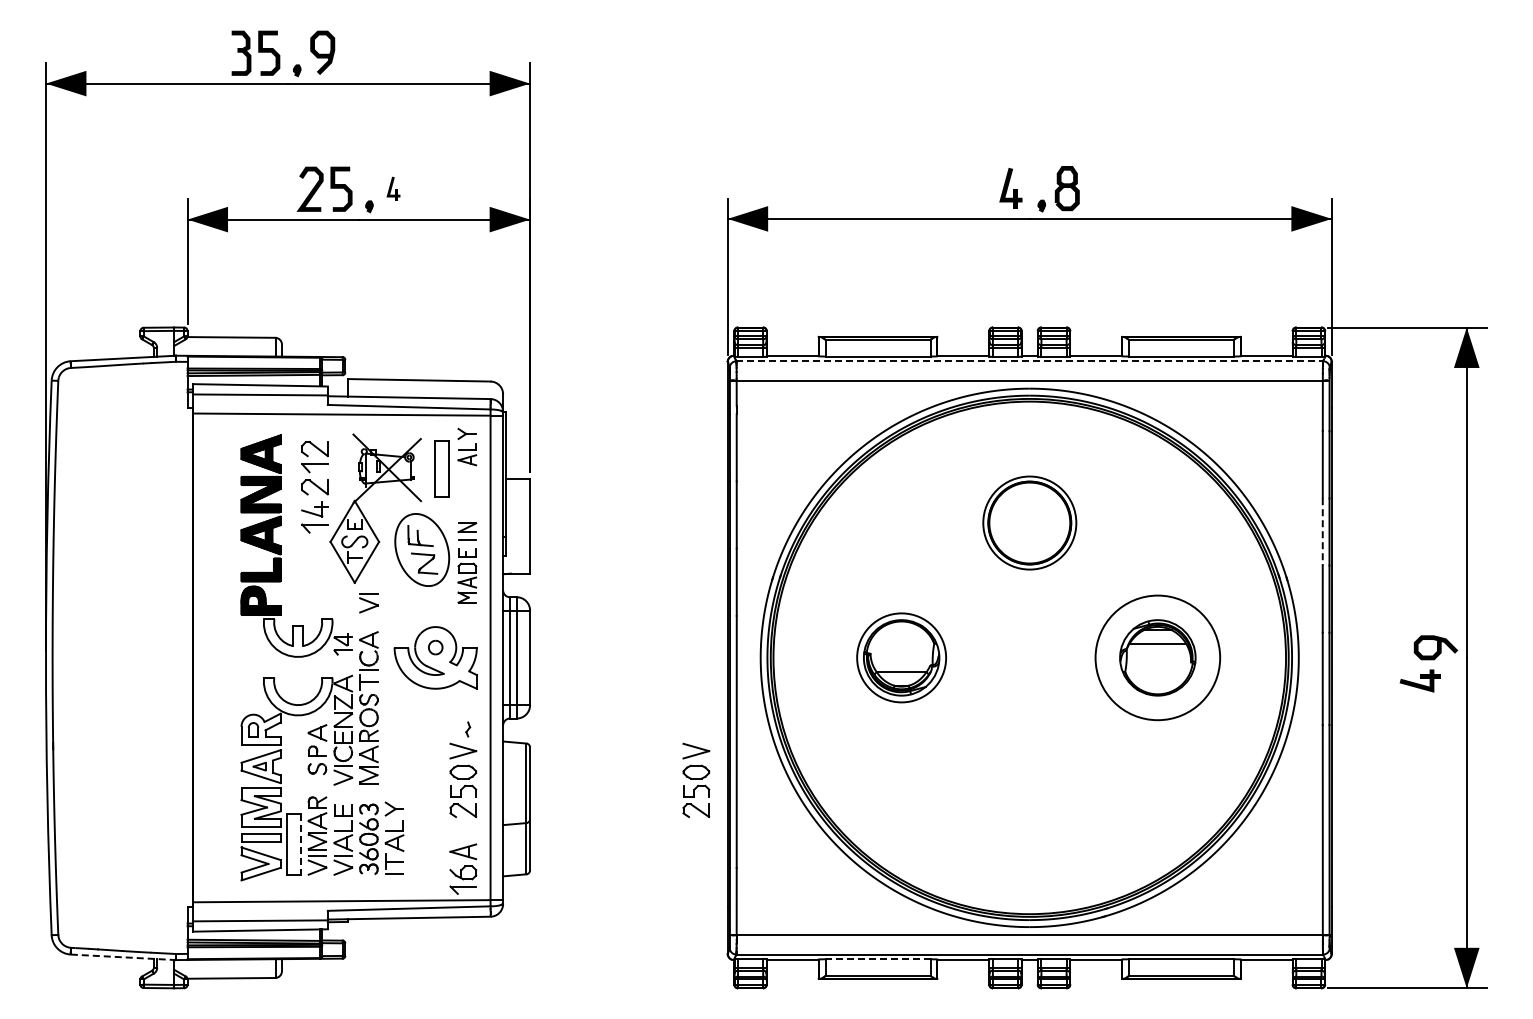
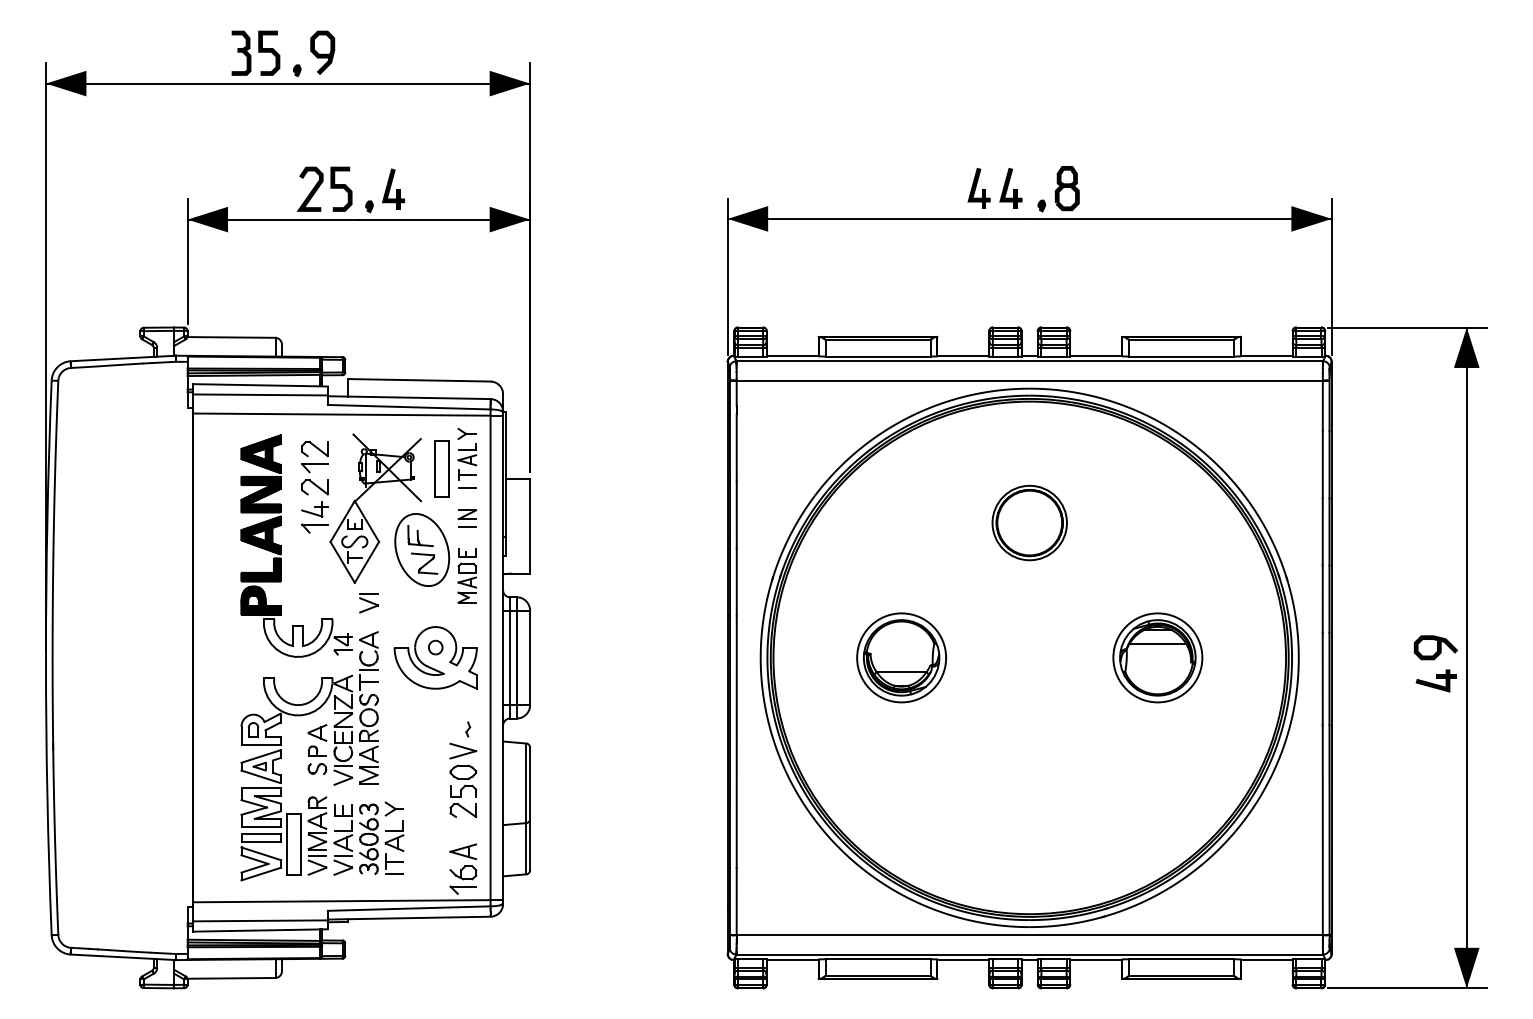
part: none -> present (978, 187)
part size: 15x25 px -> 23x42 px (393, 188)
line: dashed -> solid (1030, 361)
part: none -> present (467, 478)
part size: 96x96 px -> 77x78 px (1029, 522)
part position: (467, 531) -> (467, 518) (467, 518)
line: dashed -> solid (1322, 531)
circle diameter: 125 px -> 89 px (1157, 657)
part position: (1419, 680) -> (1435, 680) (1435, 680)
part: present -> none (696, 780)
line: dashed -> solid (300, 845)
line: dashed -> solid (123, 957)
line: dashed -> solid (878, 959)
